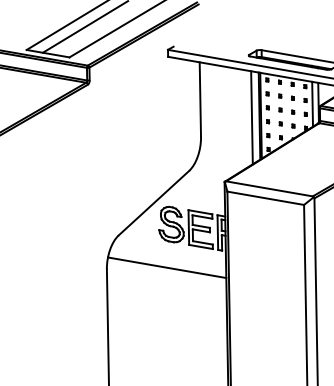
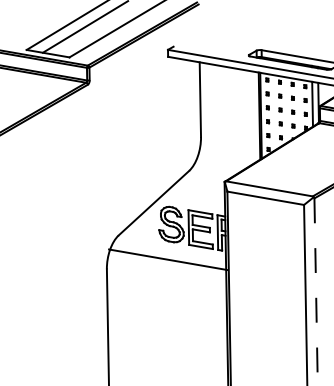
line: present -> none (251, 117)
line position: (167, 267) -> (168, 259) (168, 259)
line: solid -> dashed (316, 292)
